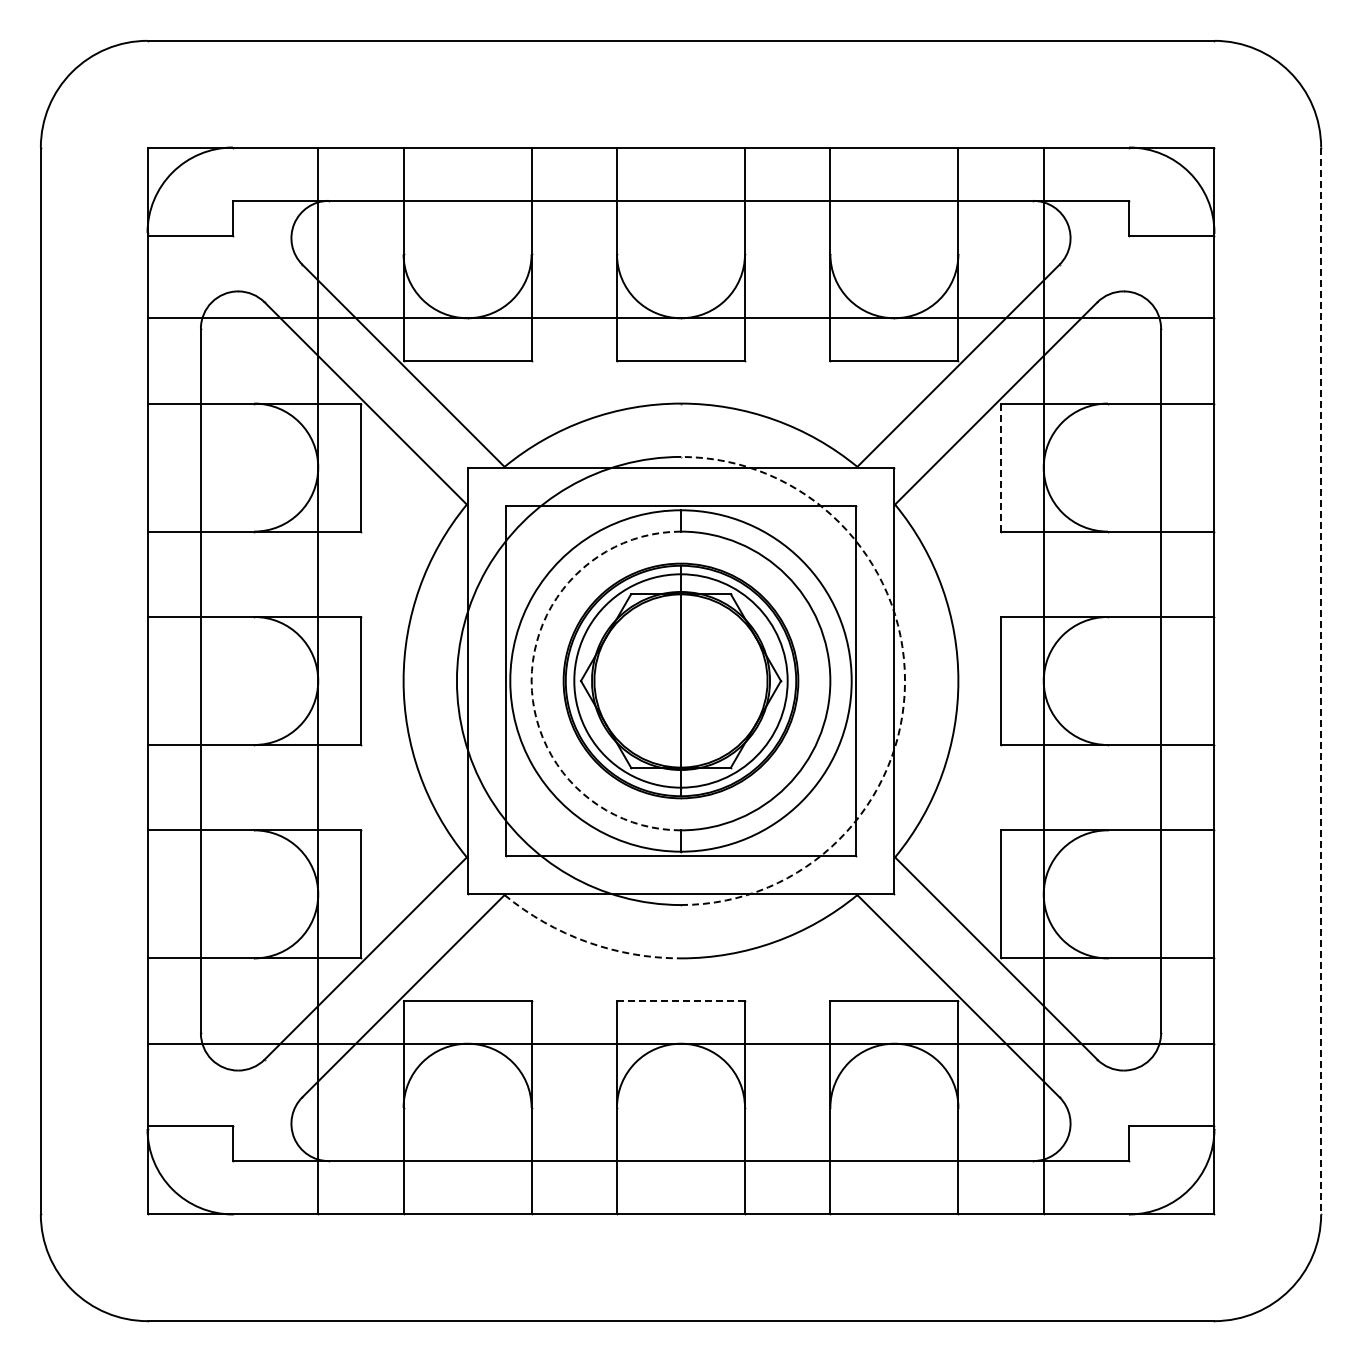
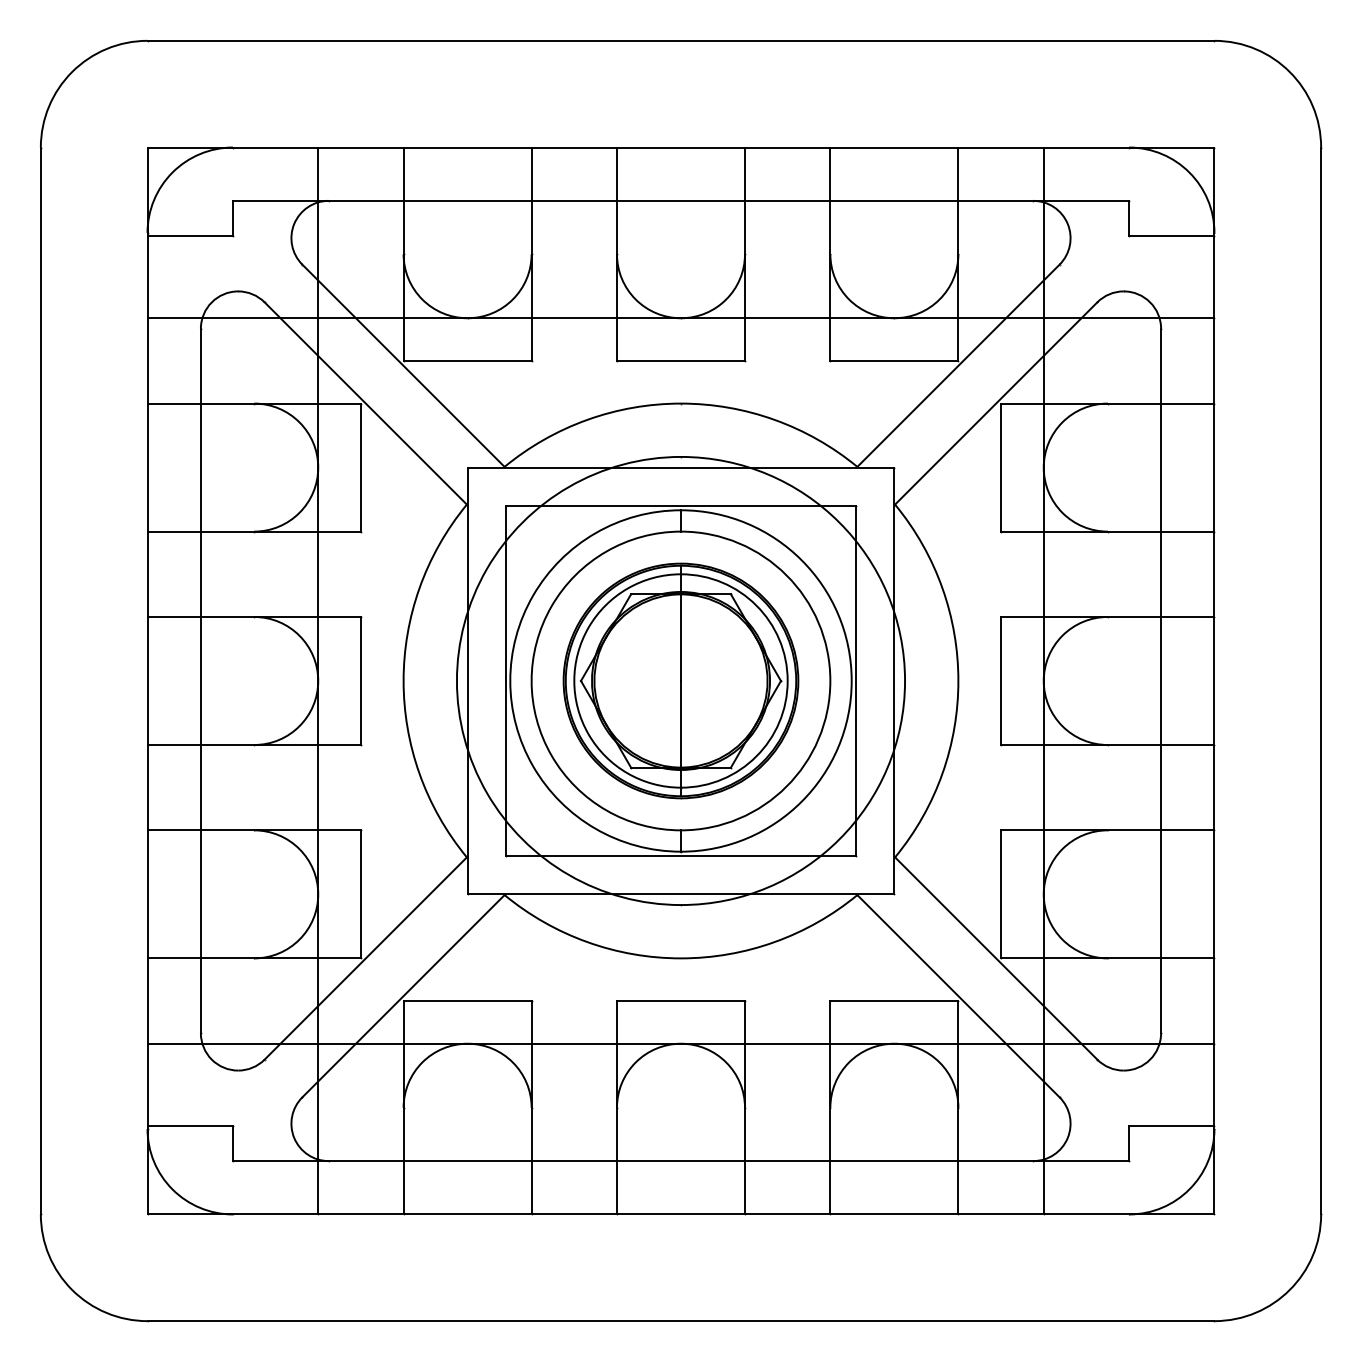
line: dashed -> solid (1001, 468)
arc: dashed -> solid (531, 680)
arc: dashed -> solid (905, 680)
line: dashed -> solid (1321, 681)
arc: dashed -> solid (587, 942)
line: dashed -> solid (680, 1001)
